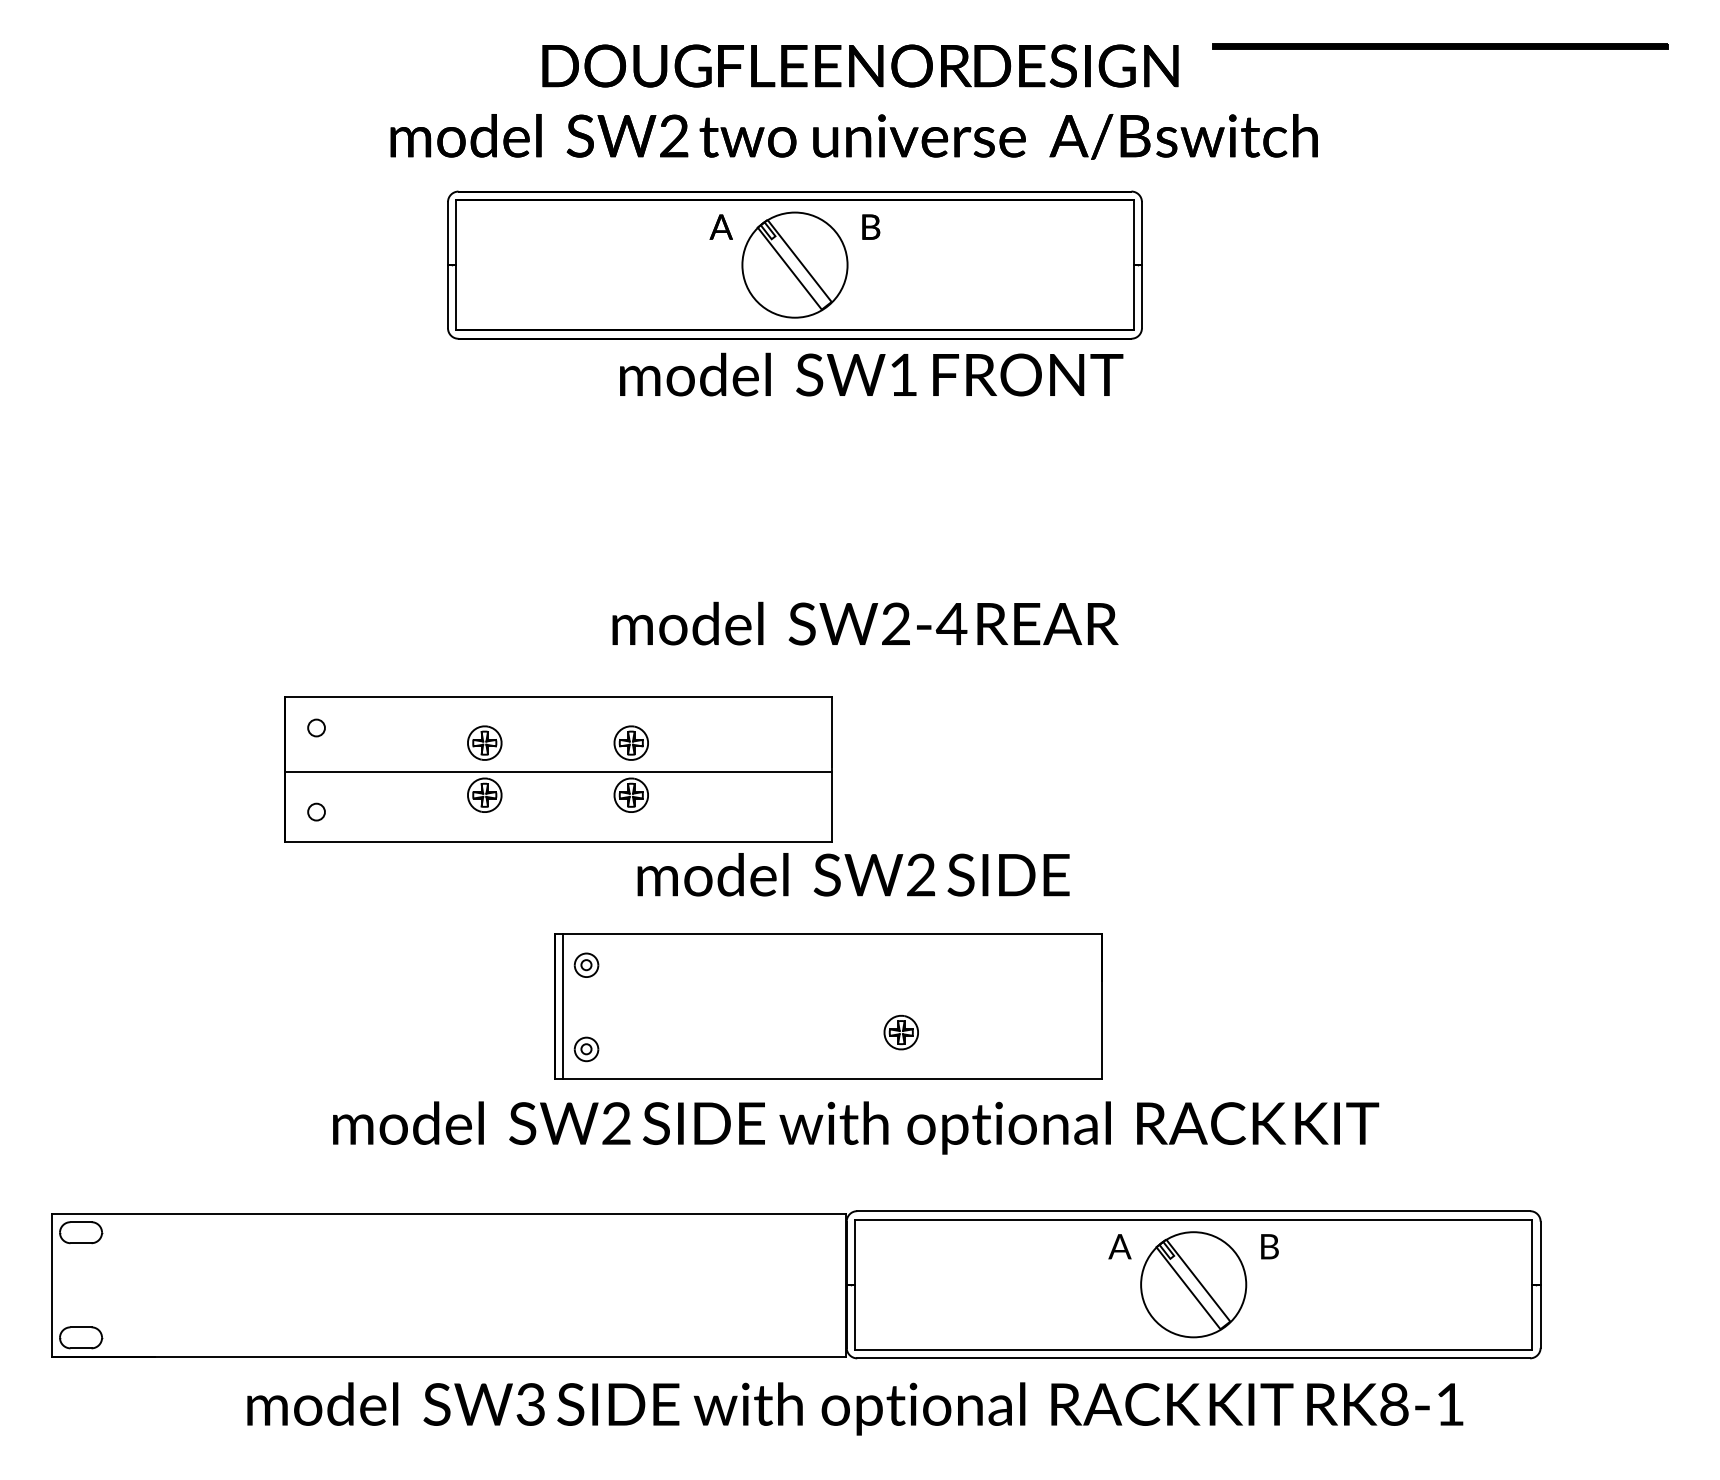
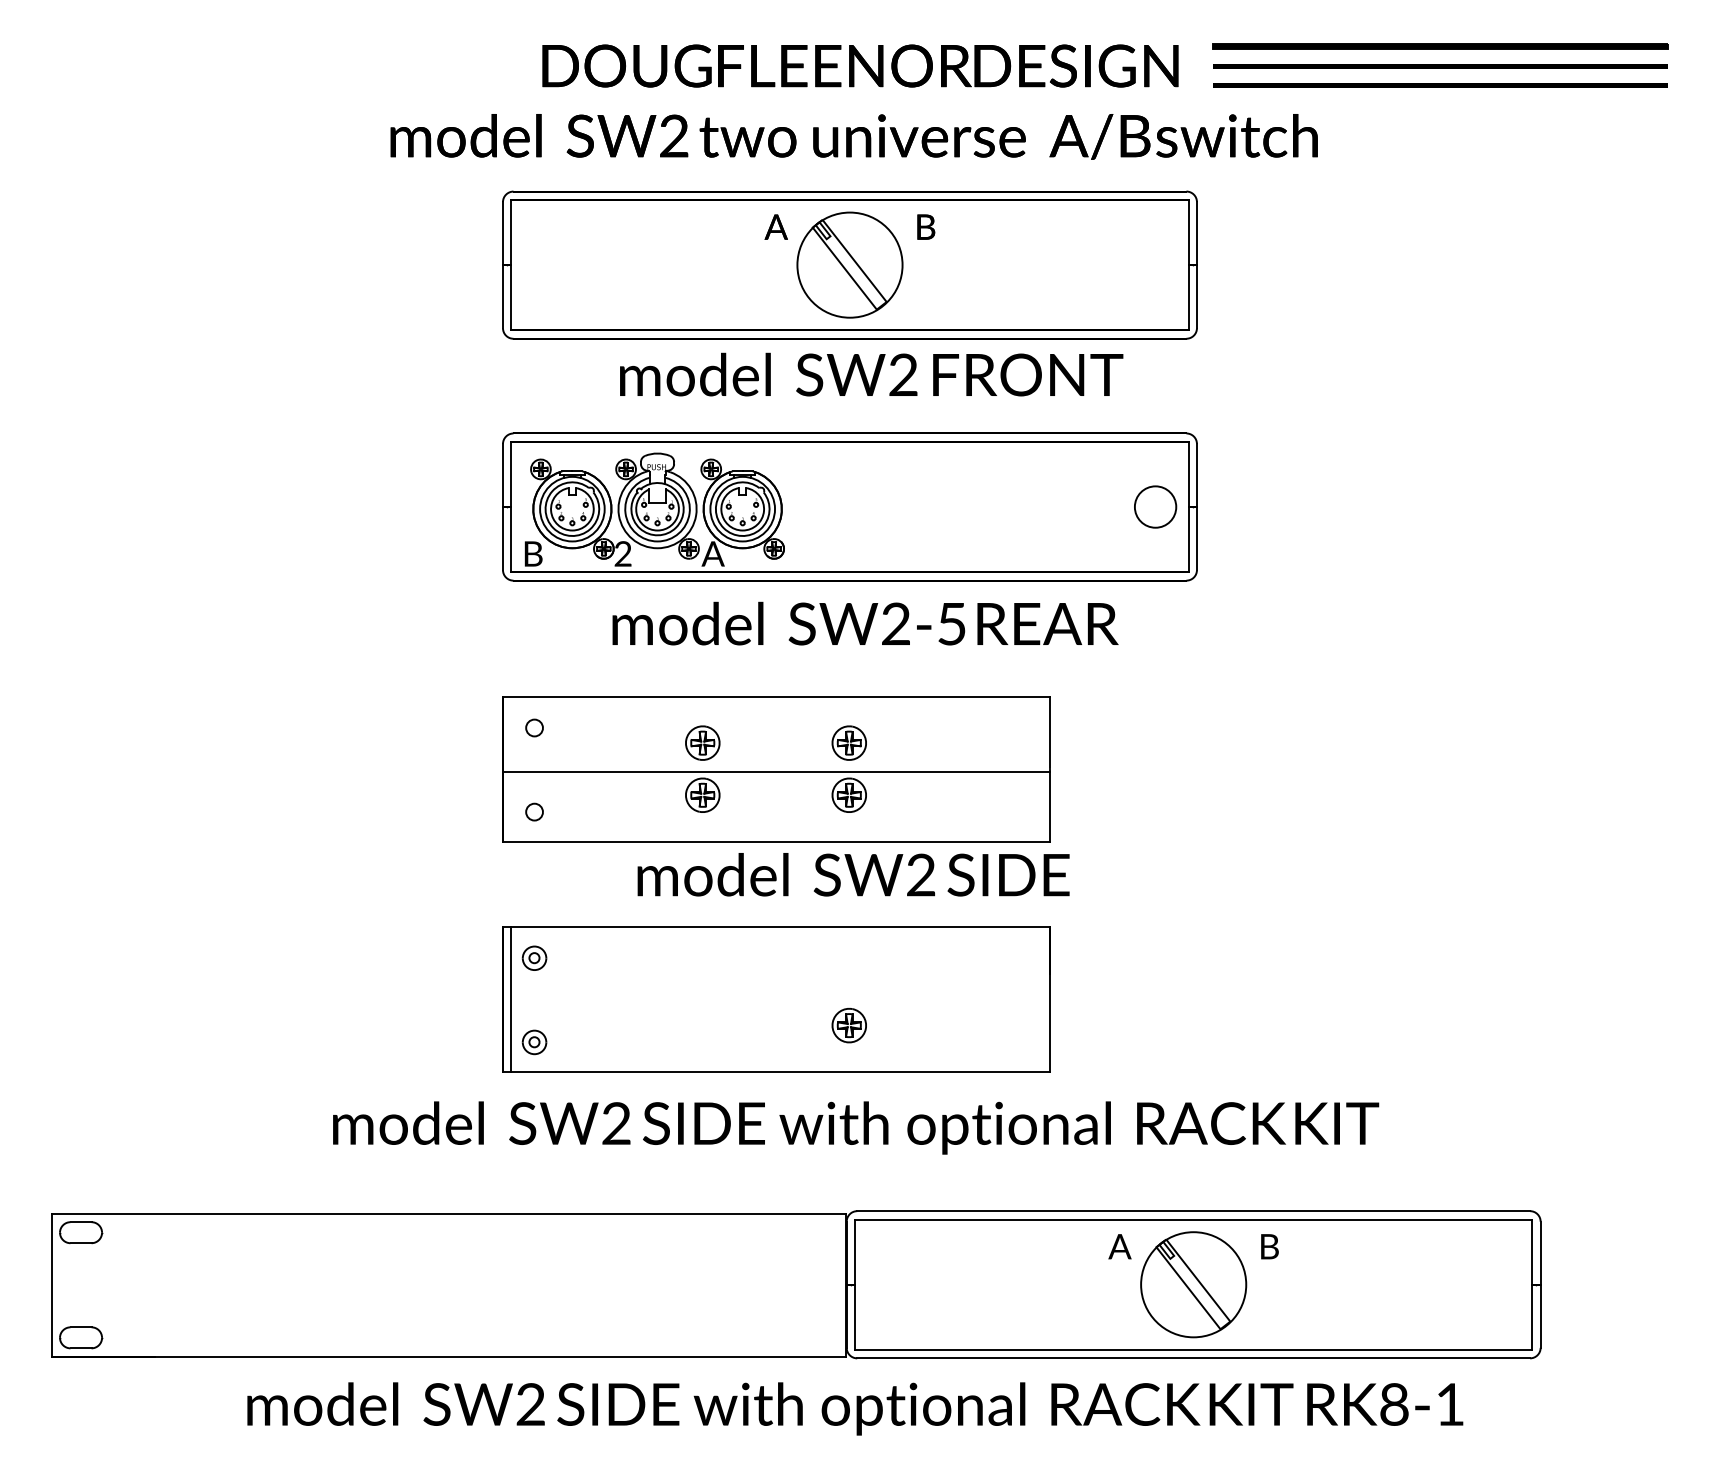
fill: none -> present (1440, 65)
fill: none -> present (1440, 84)
part position: (794, 264) -> (849, 264) (849, 264)
text: SW1 -> SW2 (903, 374)
part: none -> present (849, 506)
text: SW2-4 -> SW2-5 (951, 624)
part position: (558, 769) -> (776, 769) (776, 769)
part position: (828, 1006) -> (776, 999) (776, 999)
text: SW3 -> SW2 (530, 1404)
